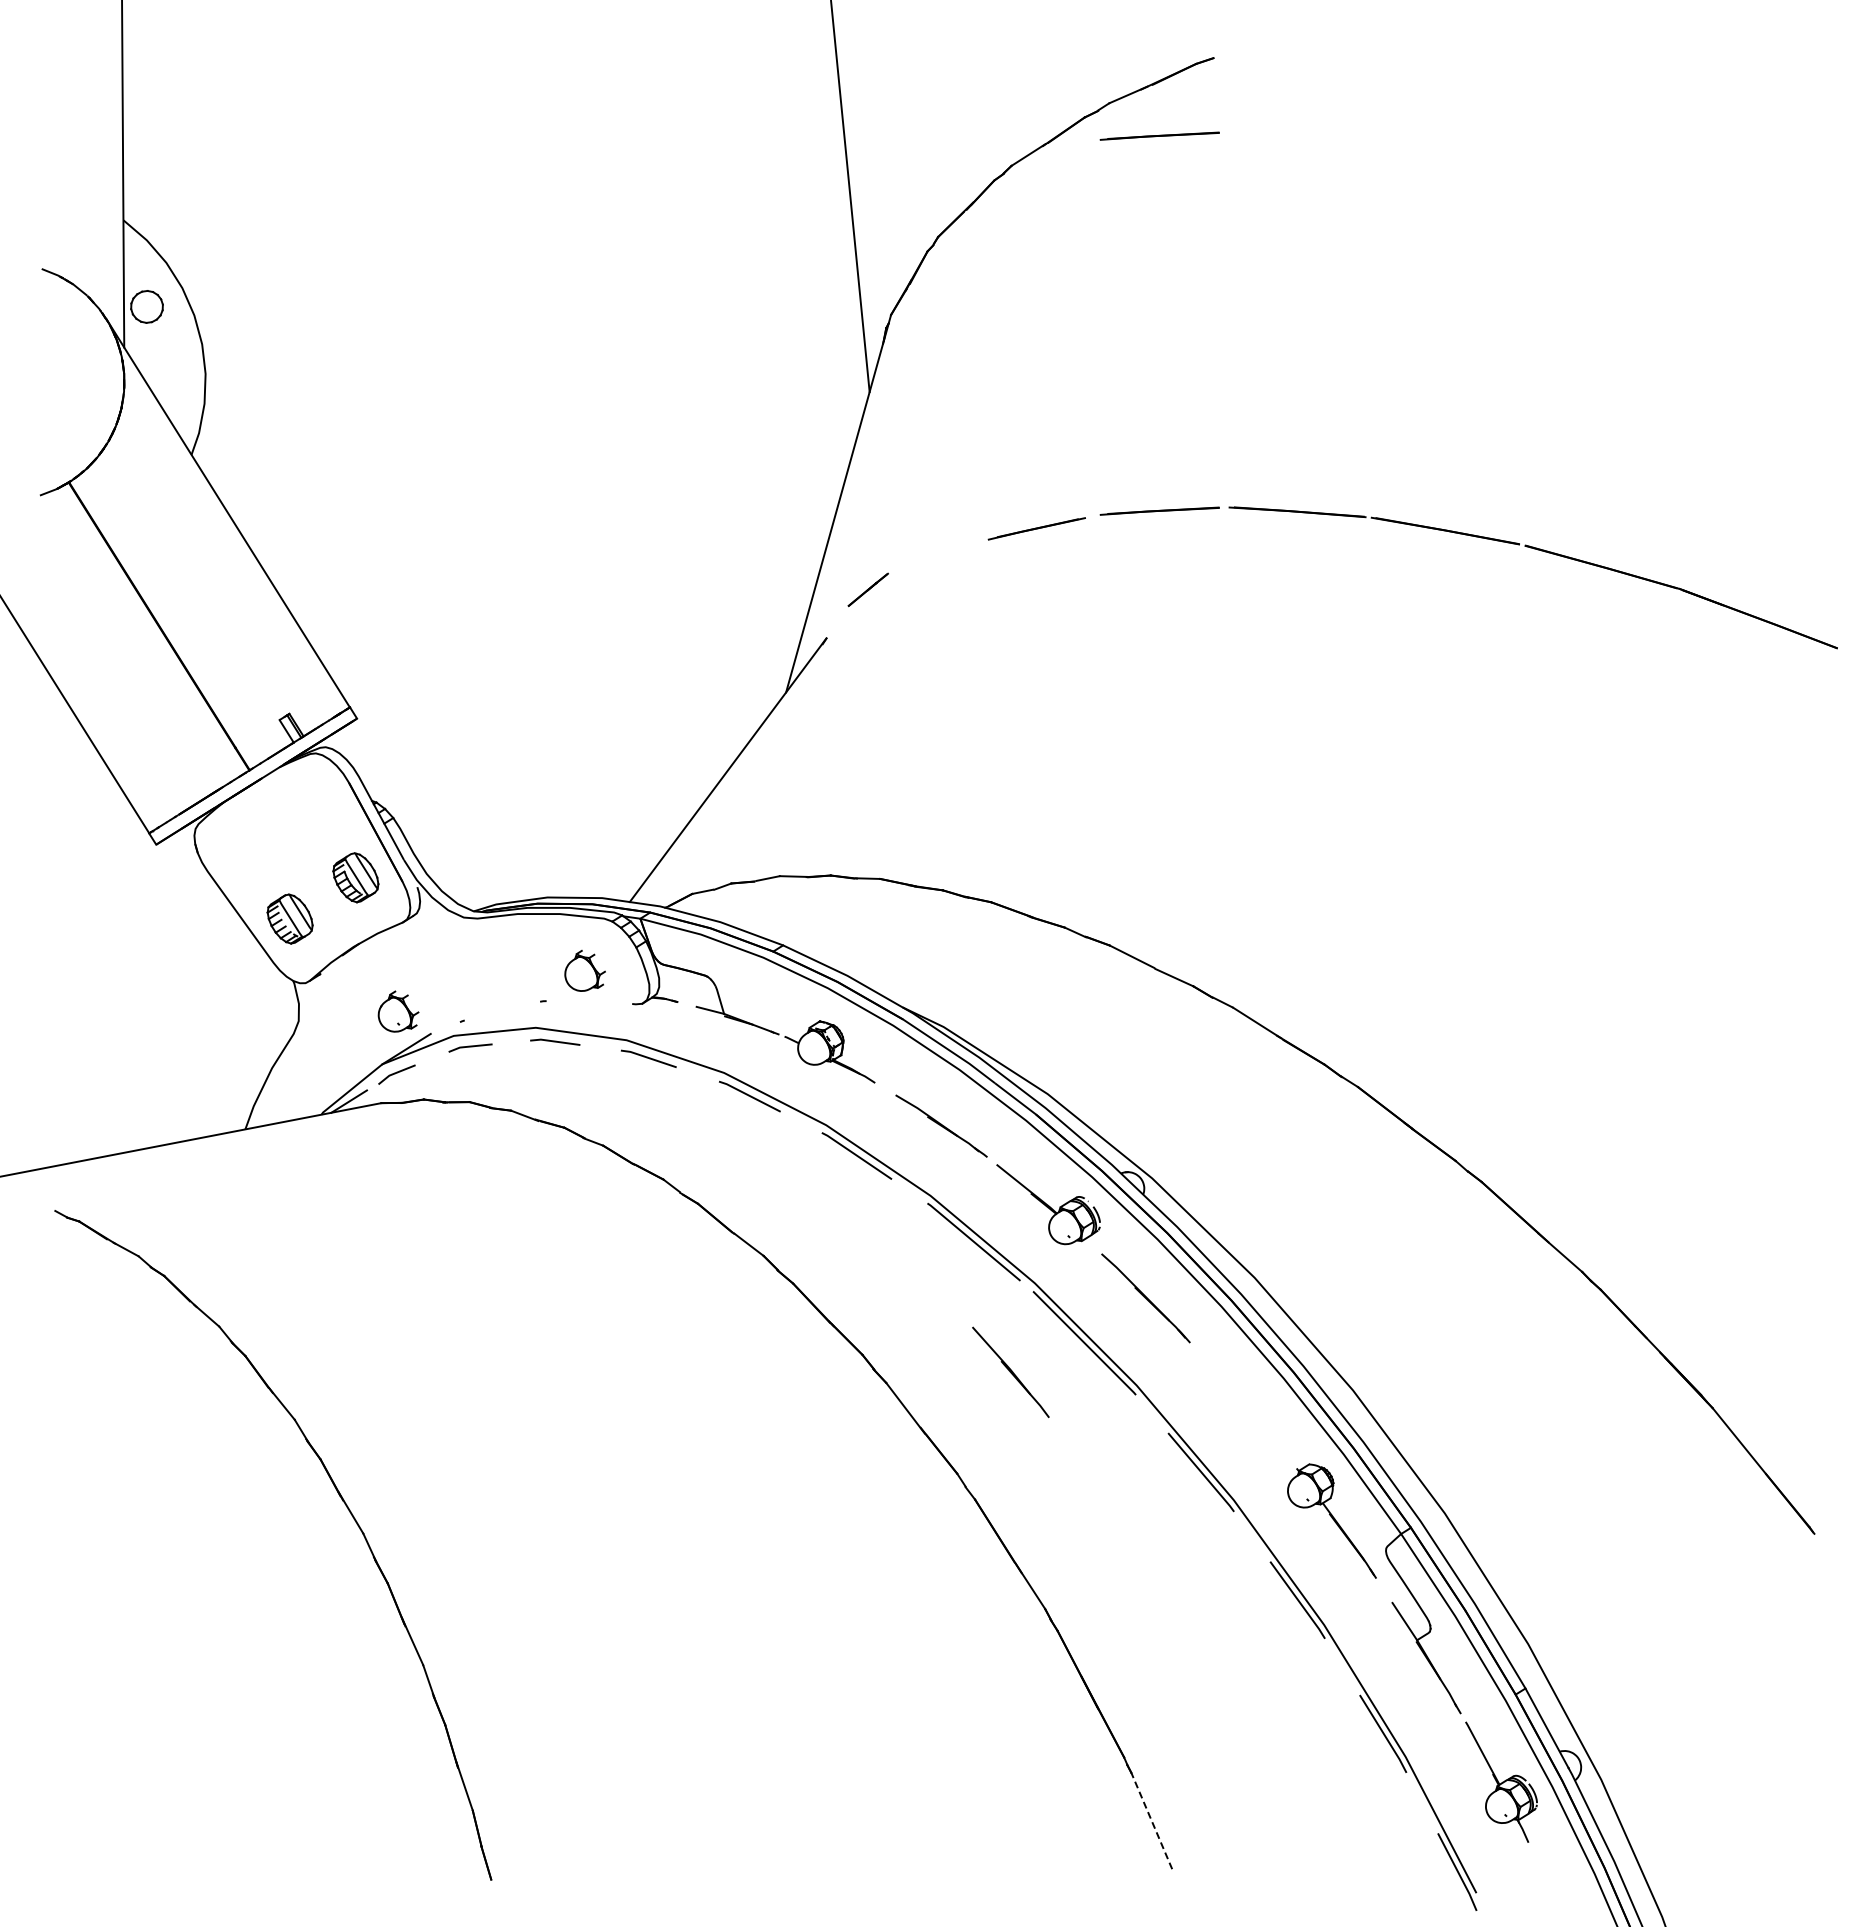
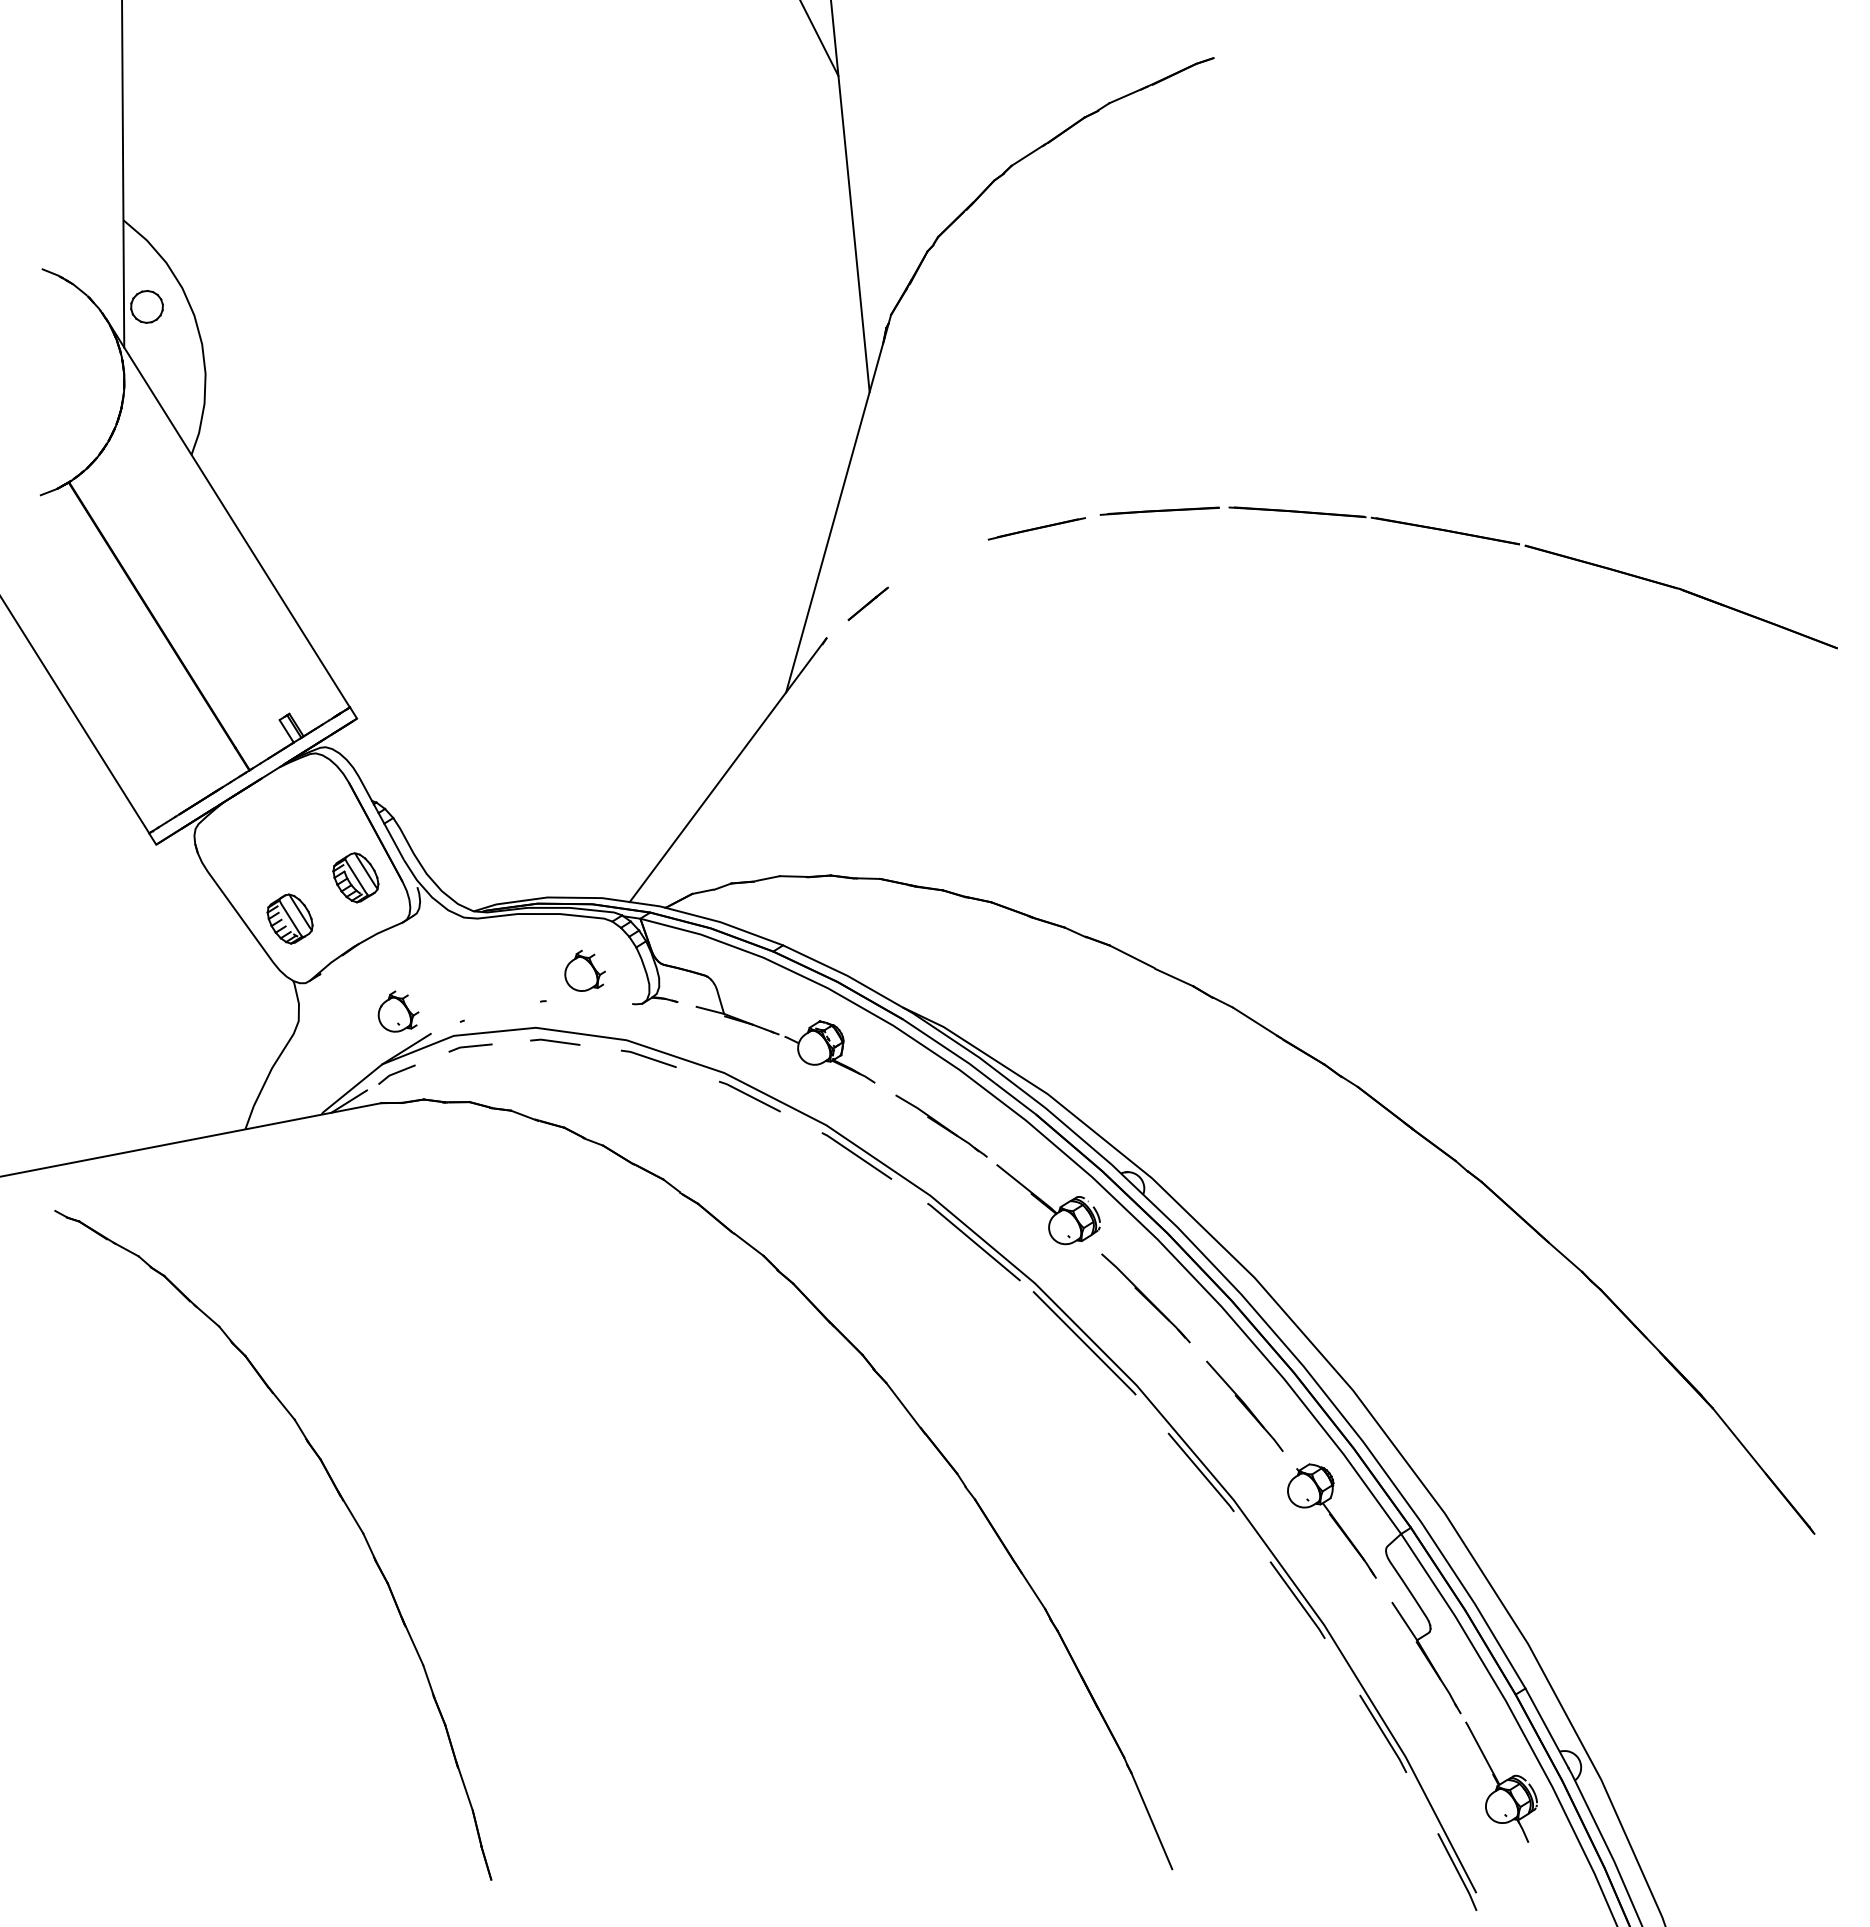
line: none -> present (819, 39)
line: present -> none (1159, 135)
line position: (867, 589) -> (867, 603) (867, 603)
part position: (1010, 1371) -> (1244, 1405) (1244, 1405)
line: dashed -> solid (1151, 1820)
